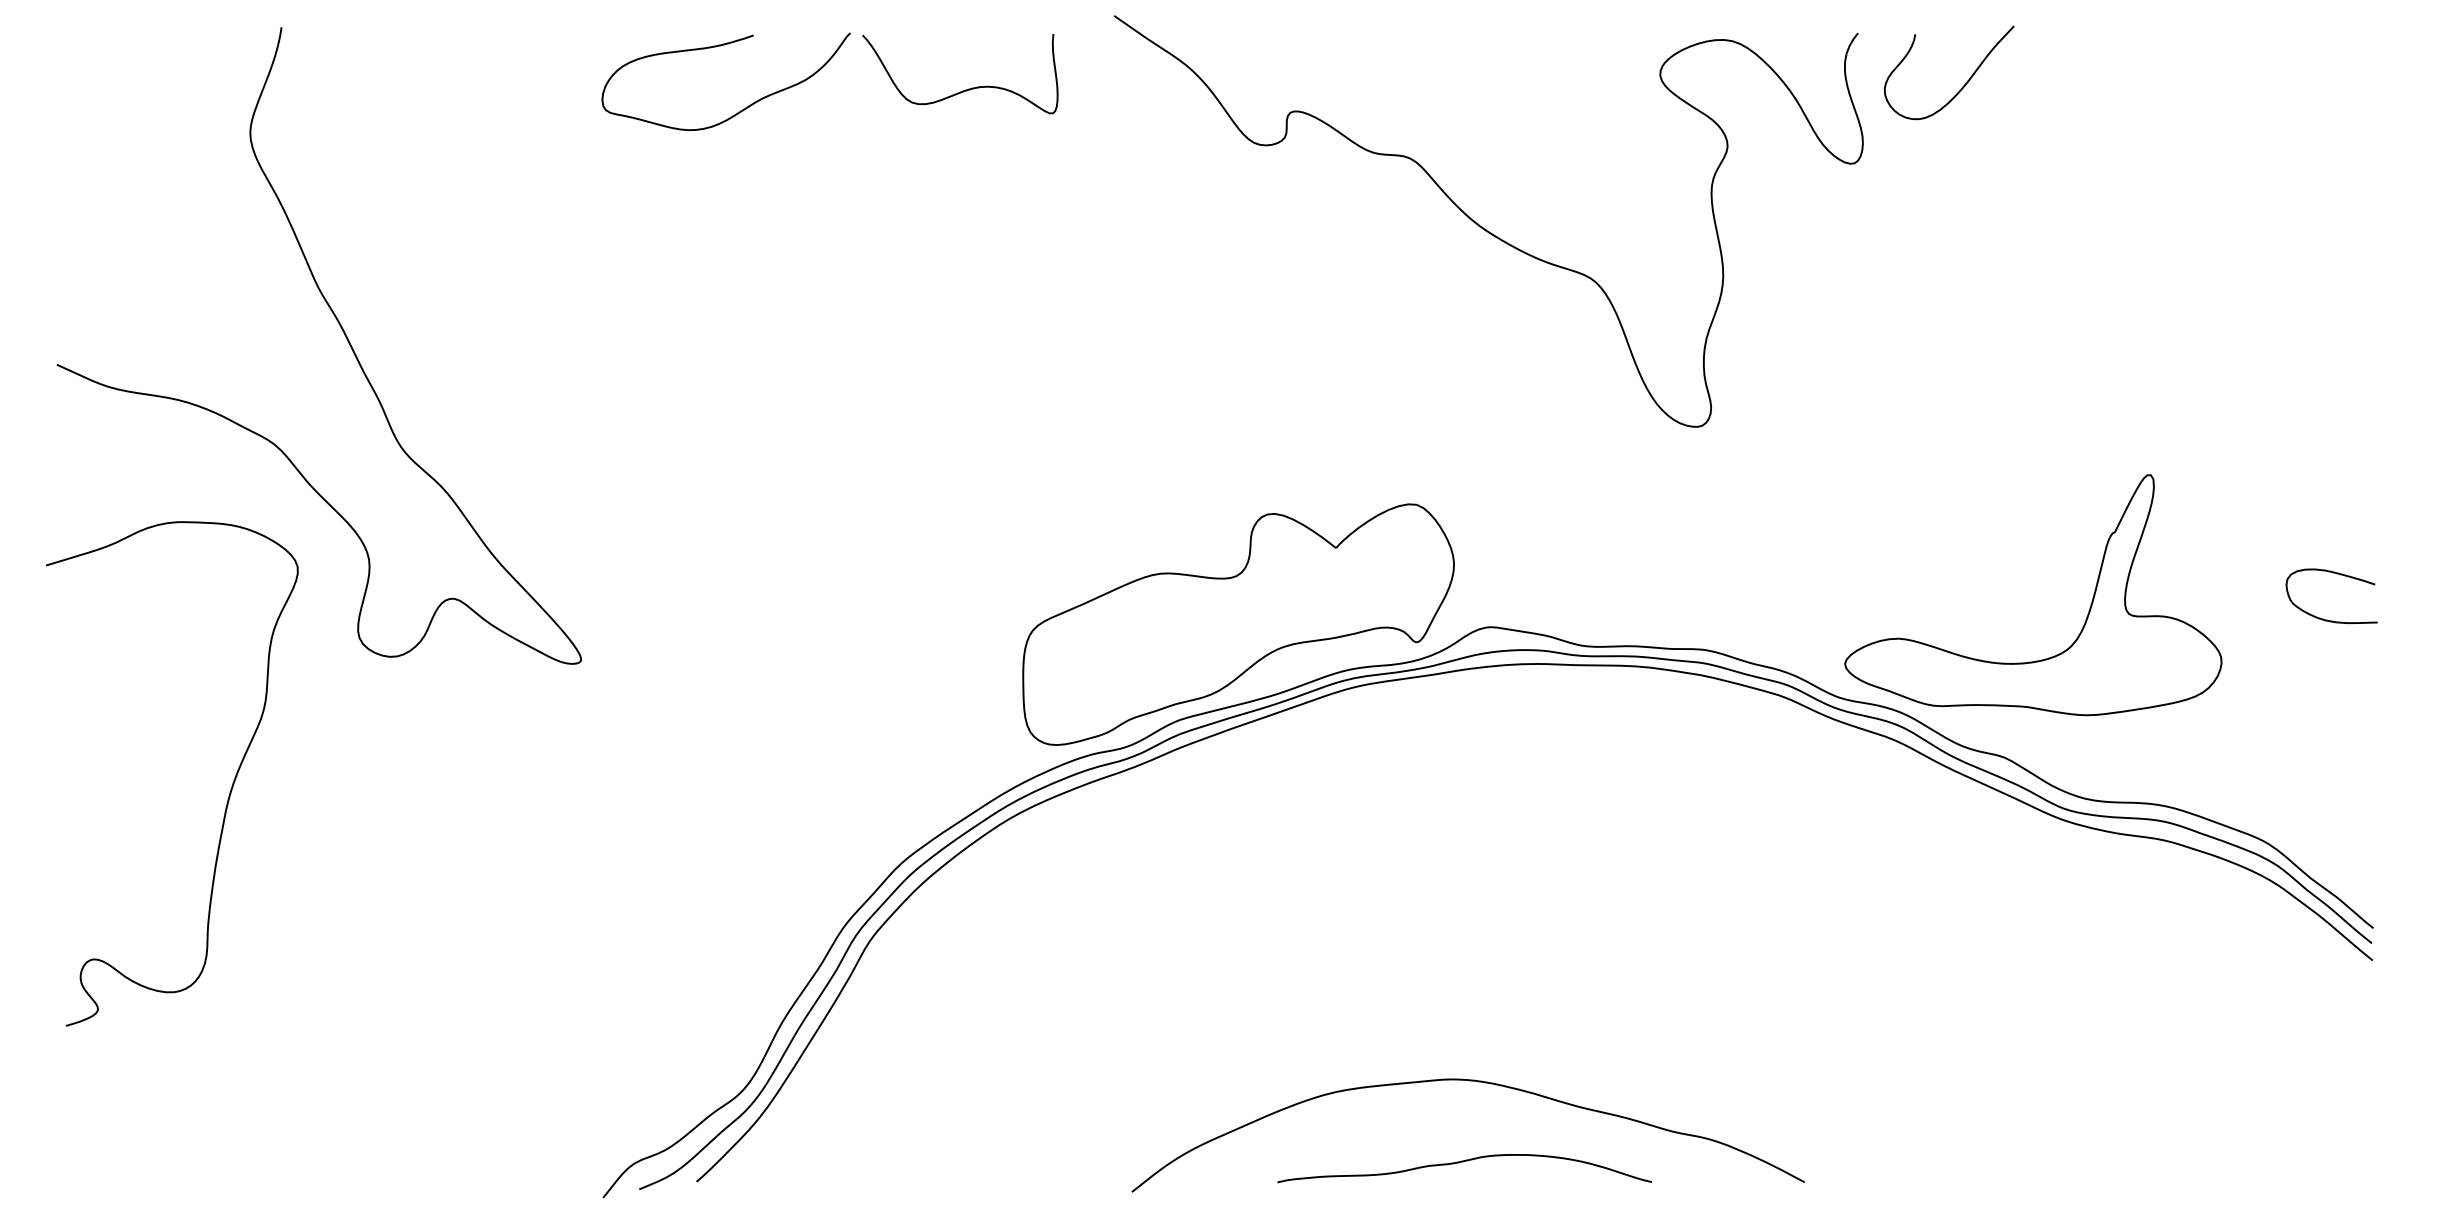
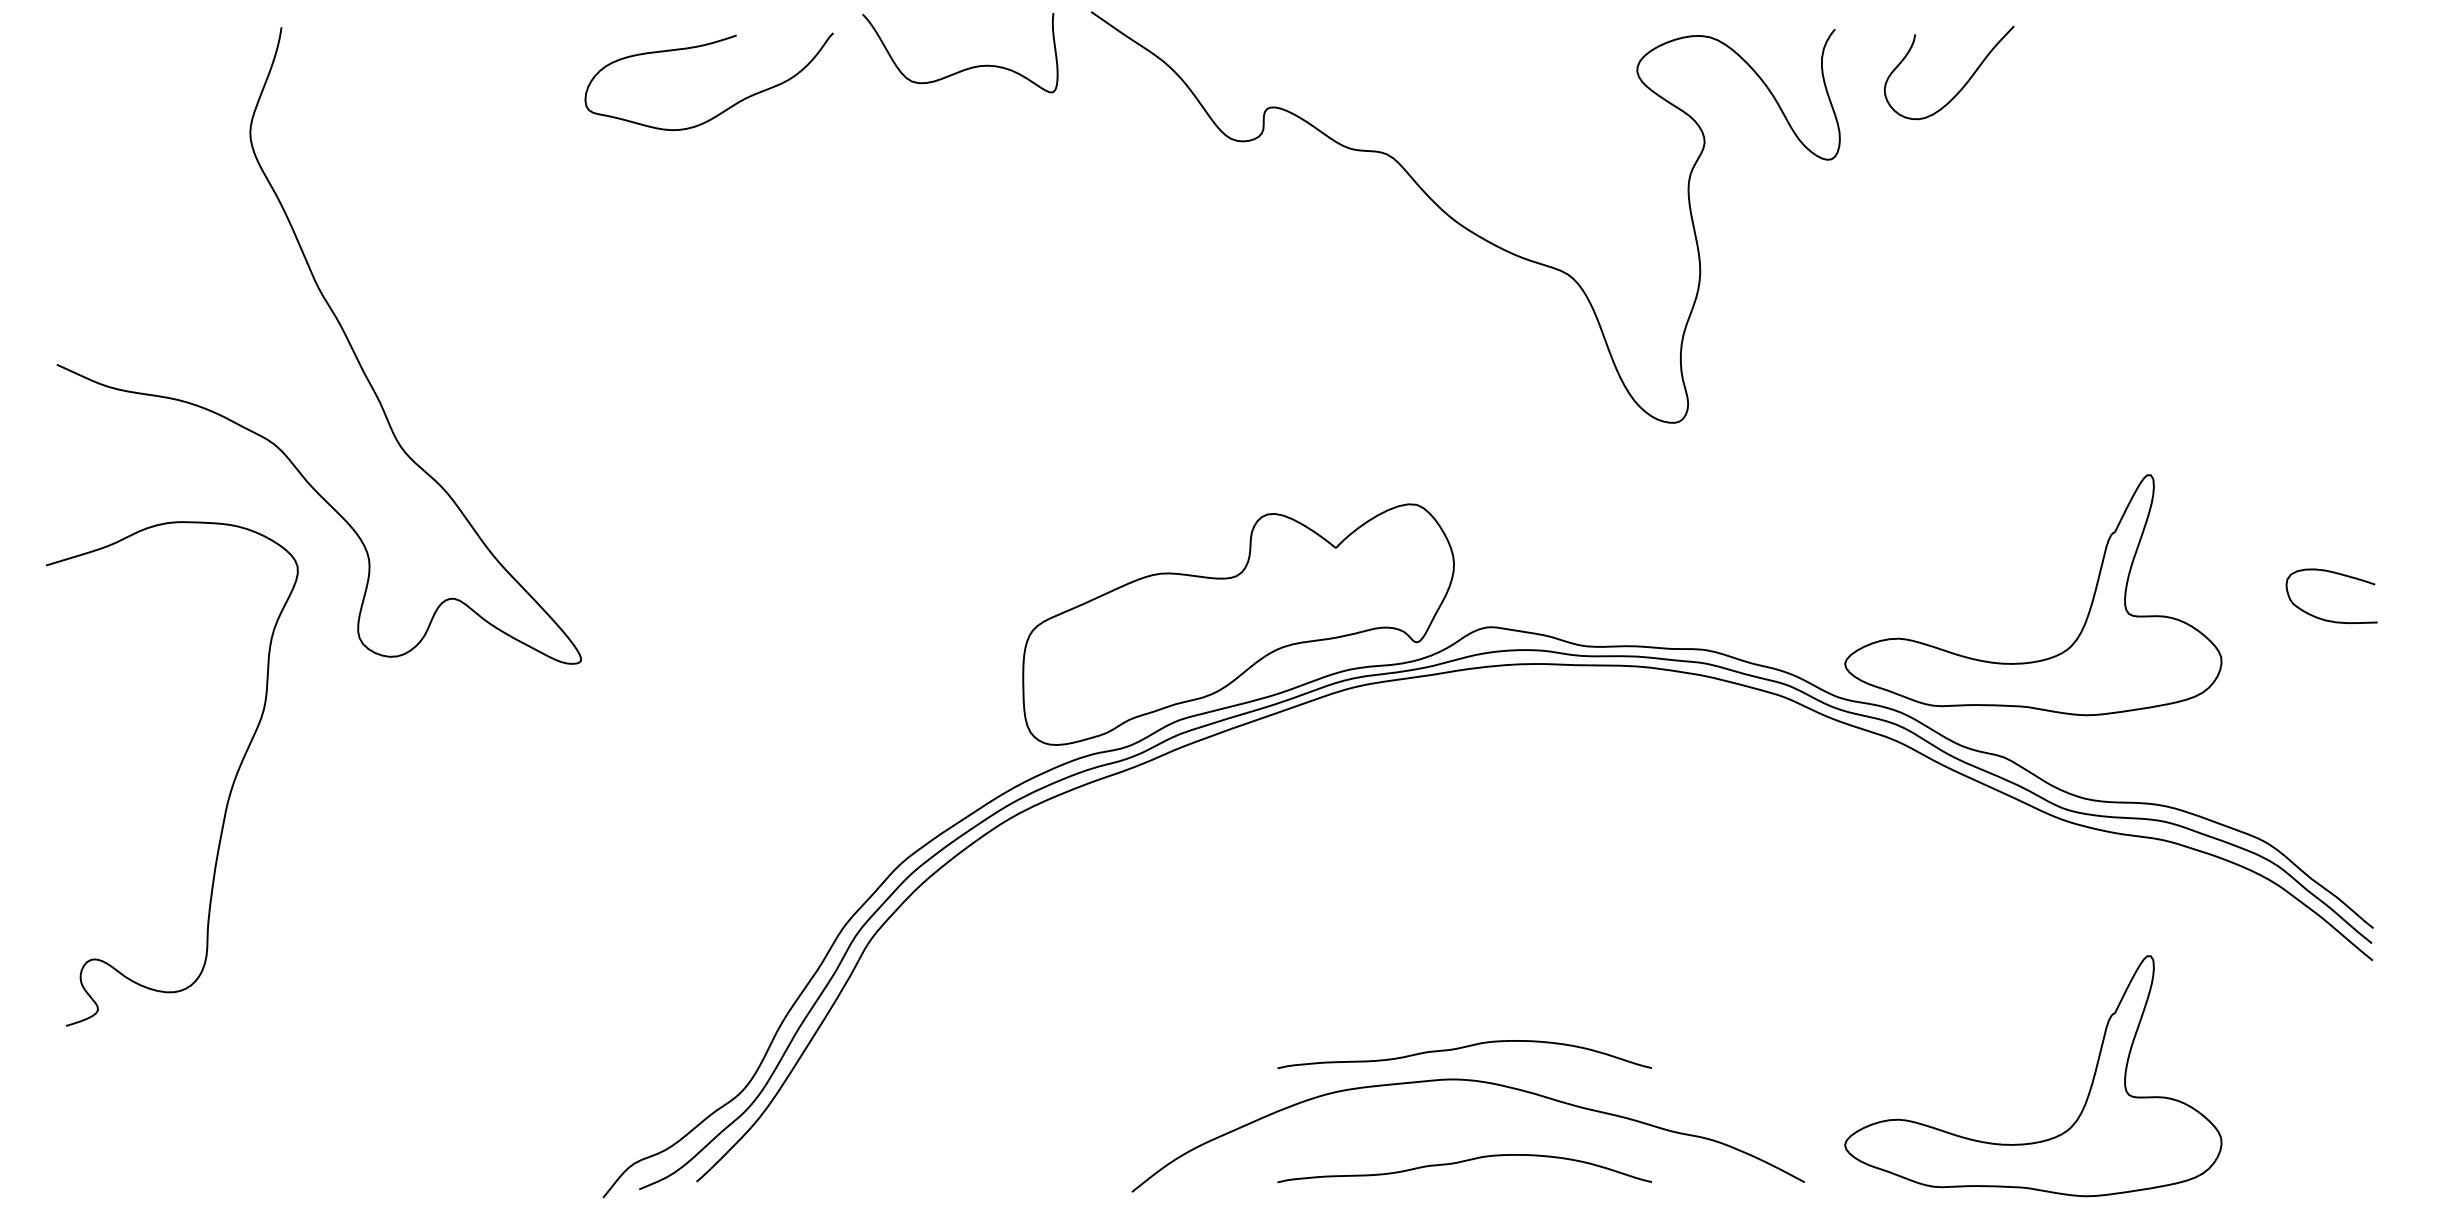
curve position: (965, 89) -> (965, 68) (965, 68)
curve position: (743, 108) -> (726, 108) (726, 108)
curve position: (1485, 228) -> (1462, 224) (1462, 224)
curve: none -> present (1463, 1048)
part: none -> present (2086, 1097)
